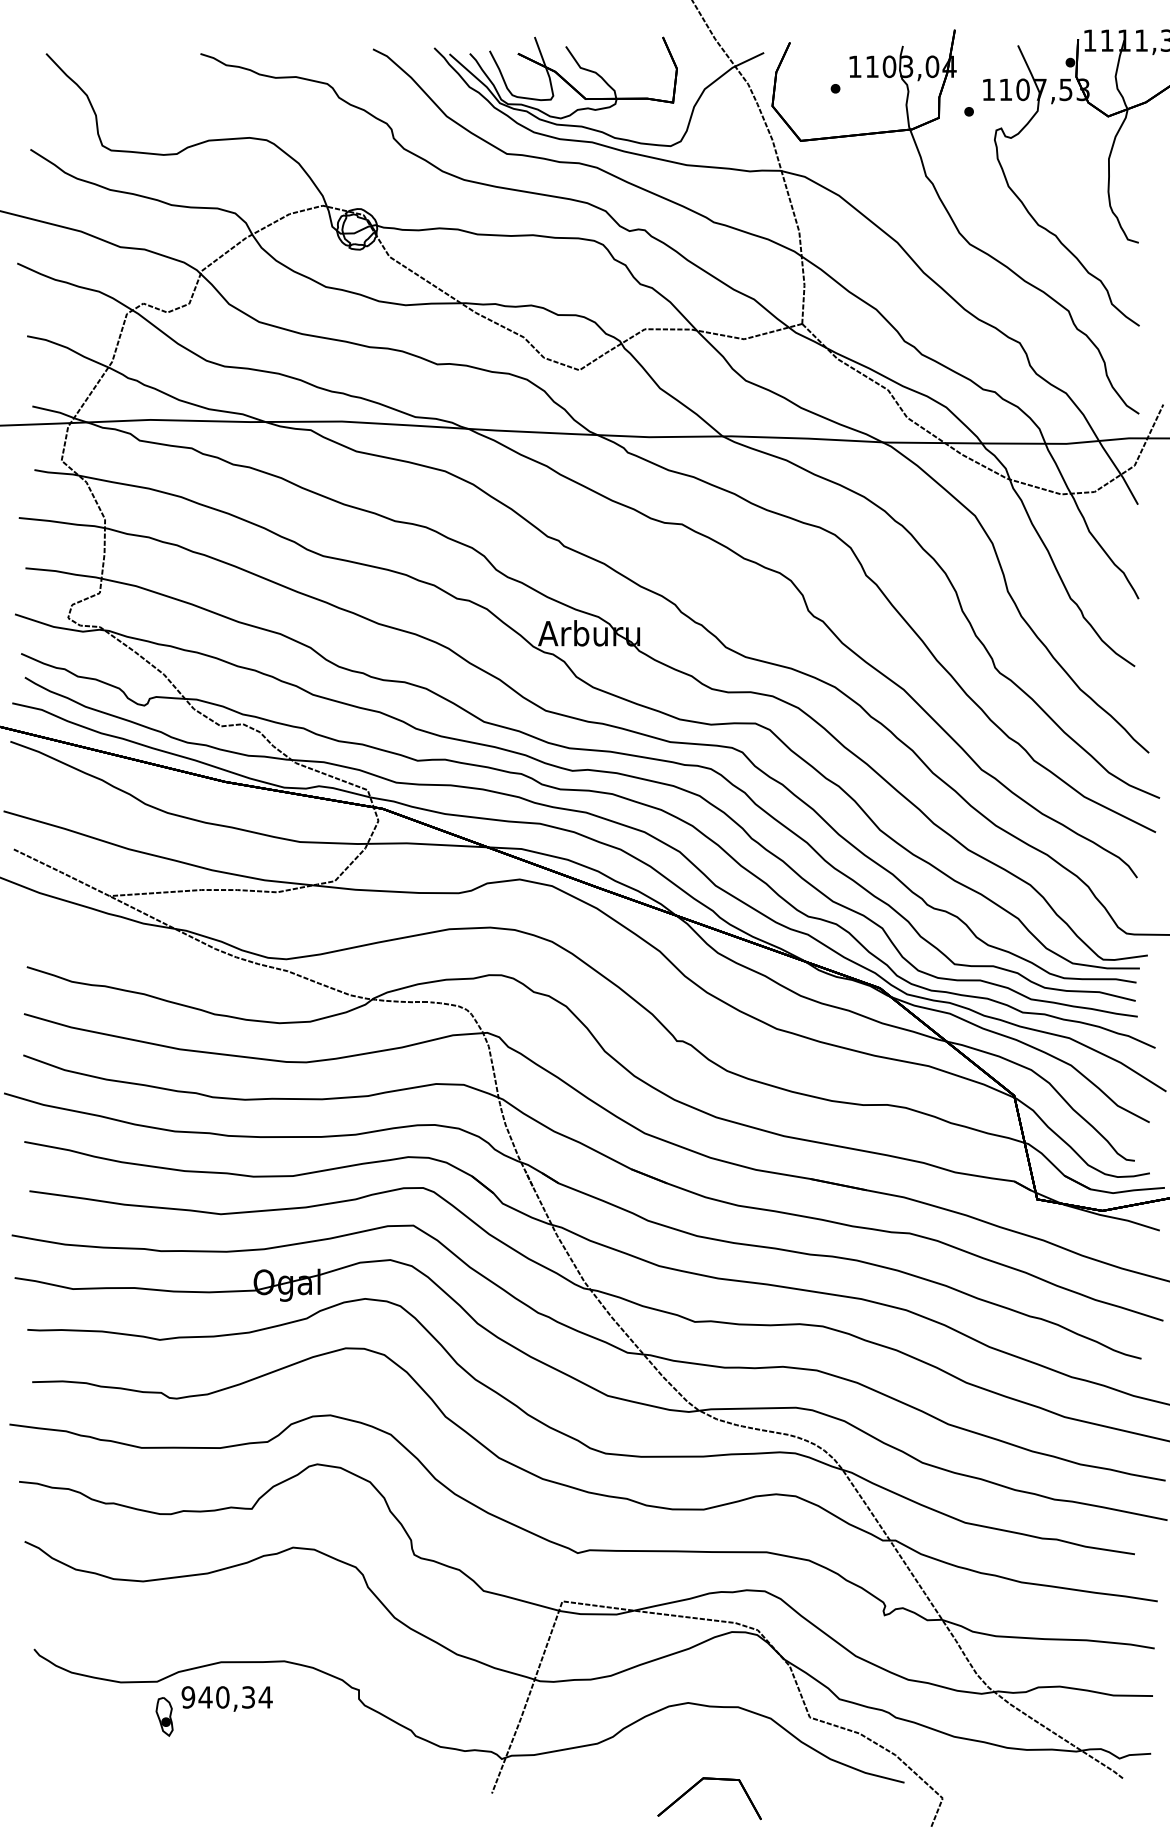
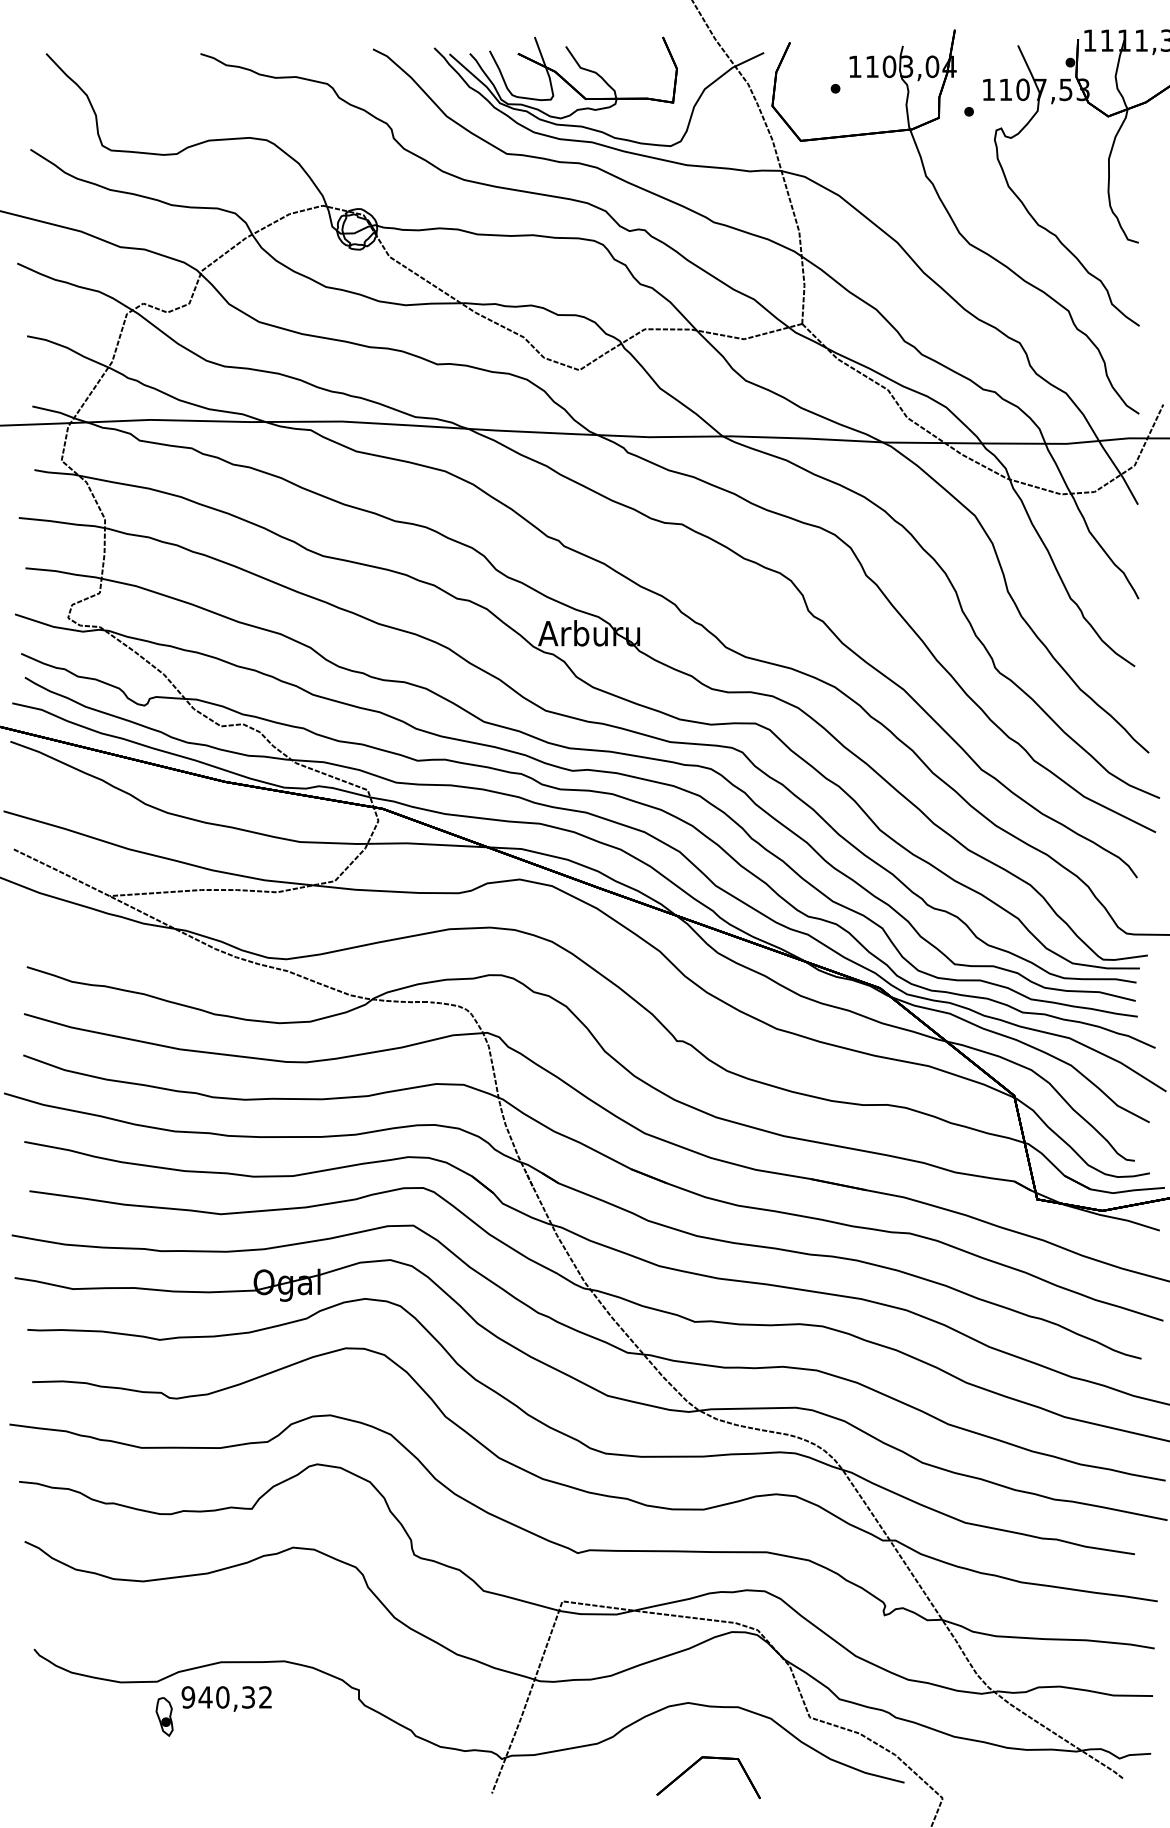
text: 940,34 -> 940,32 (265, 1697)
part position: (700, 1782) -> (699, 1761) (699, 1761)
